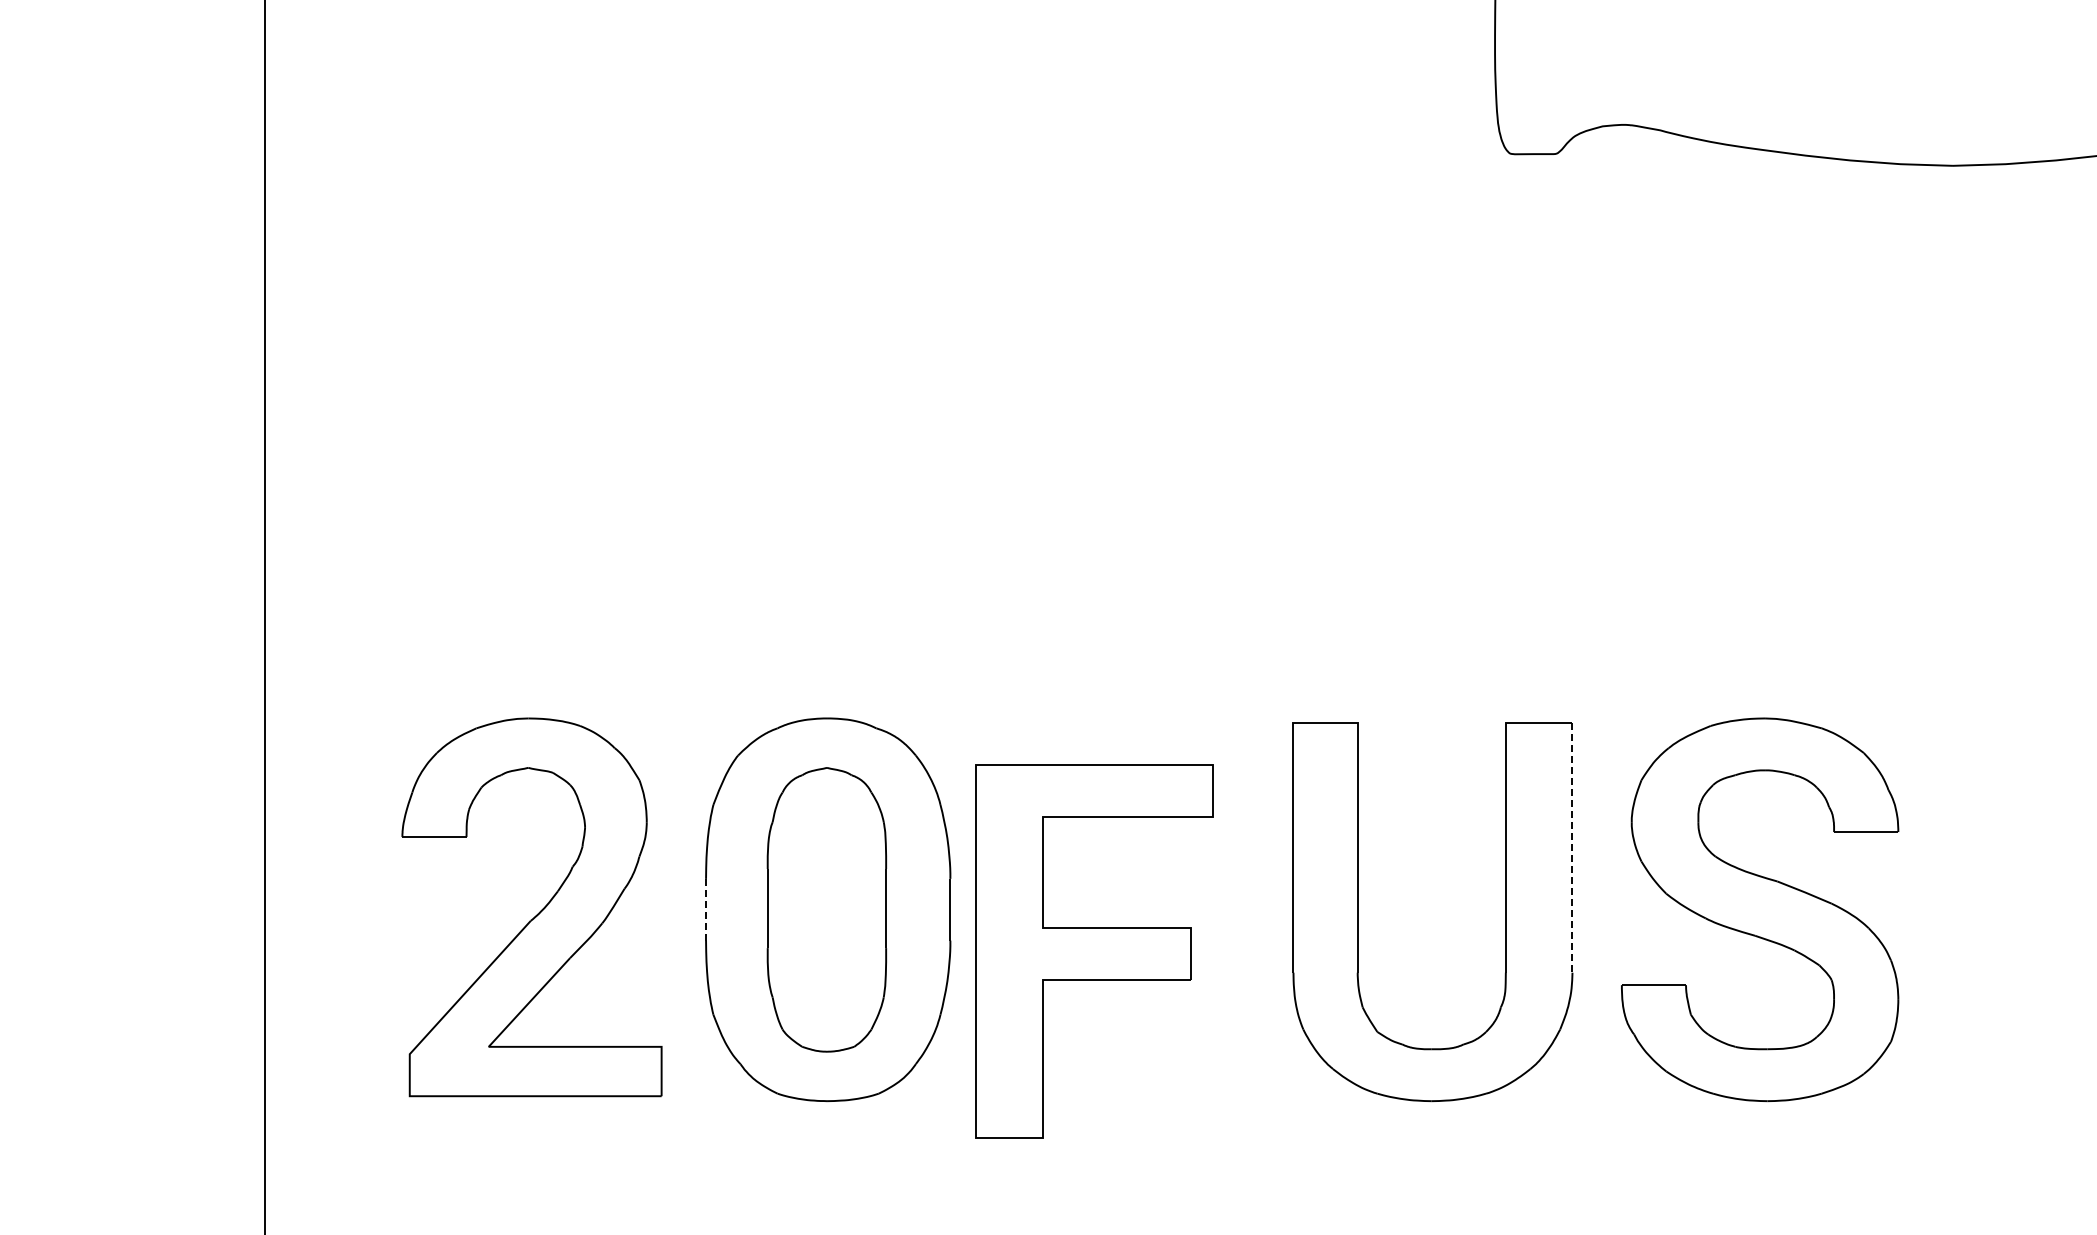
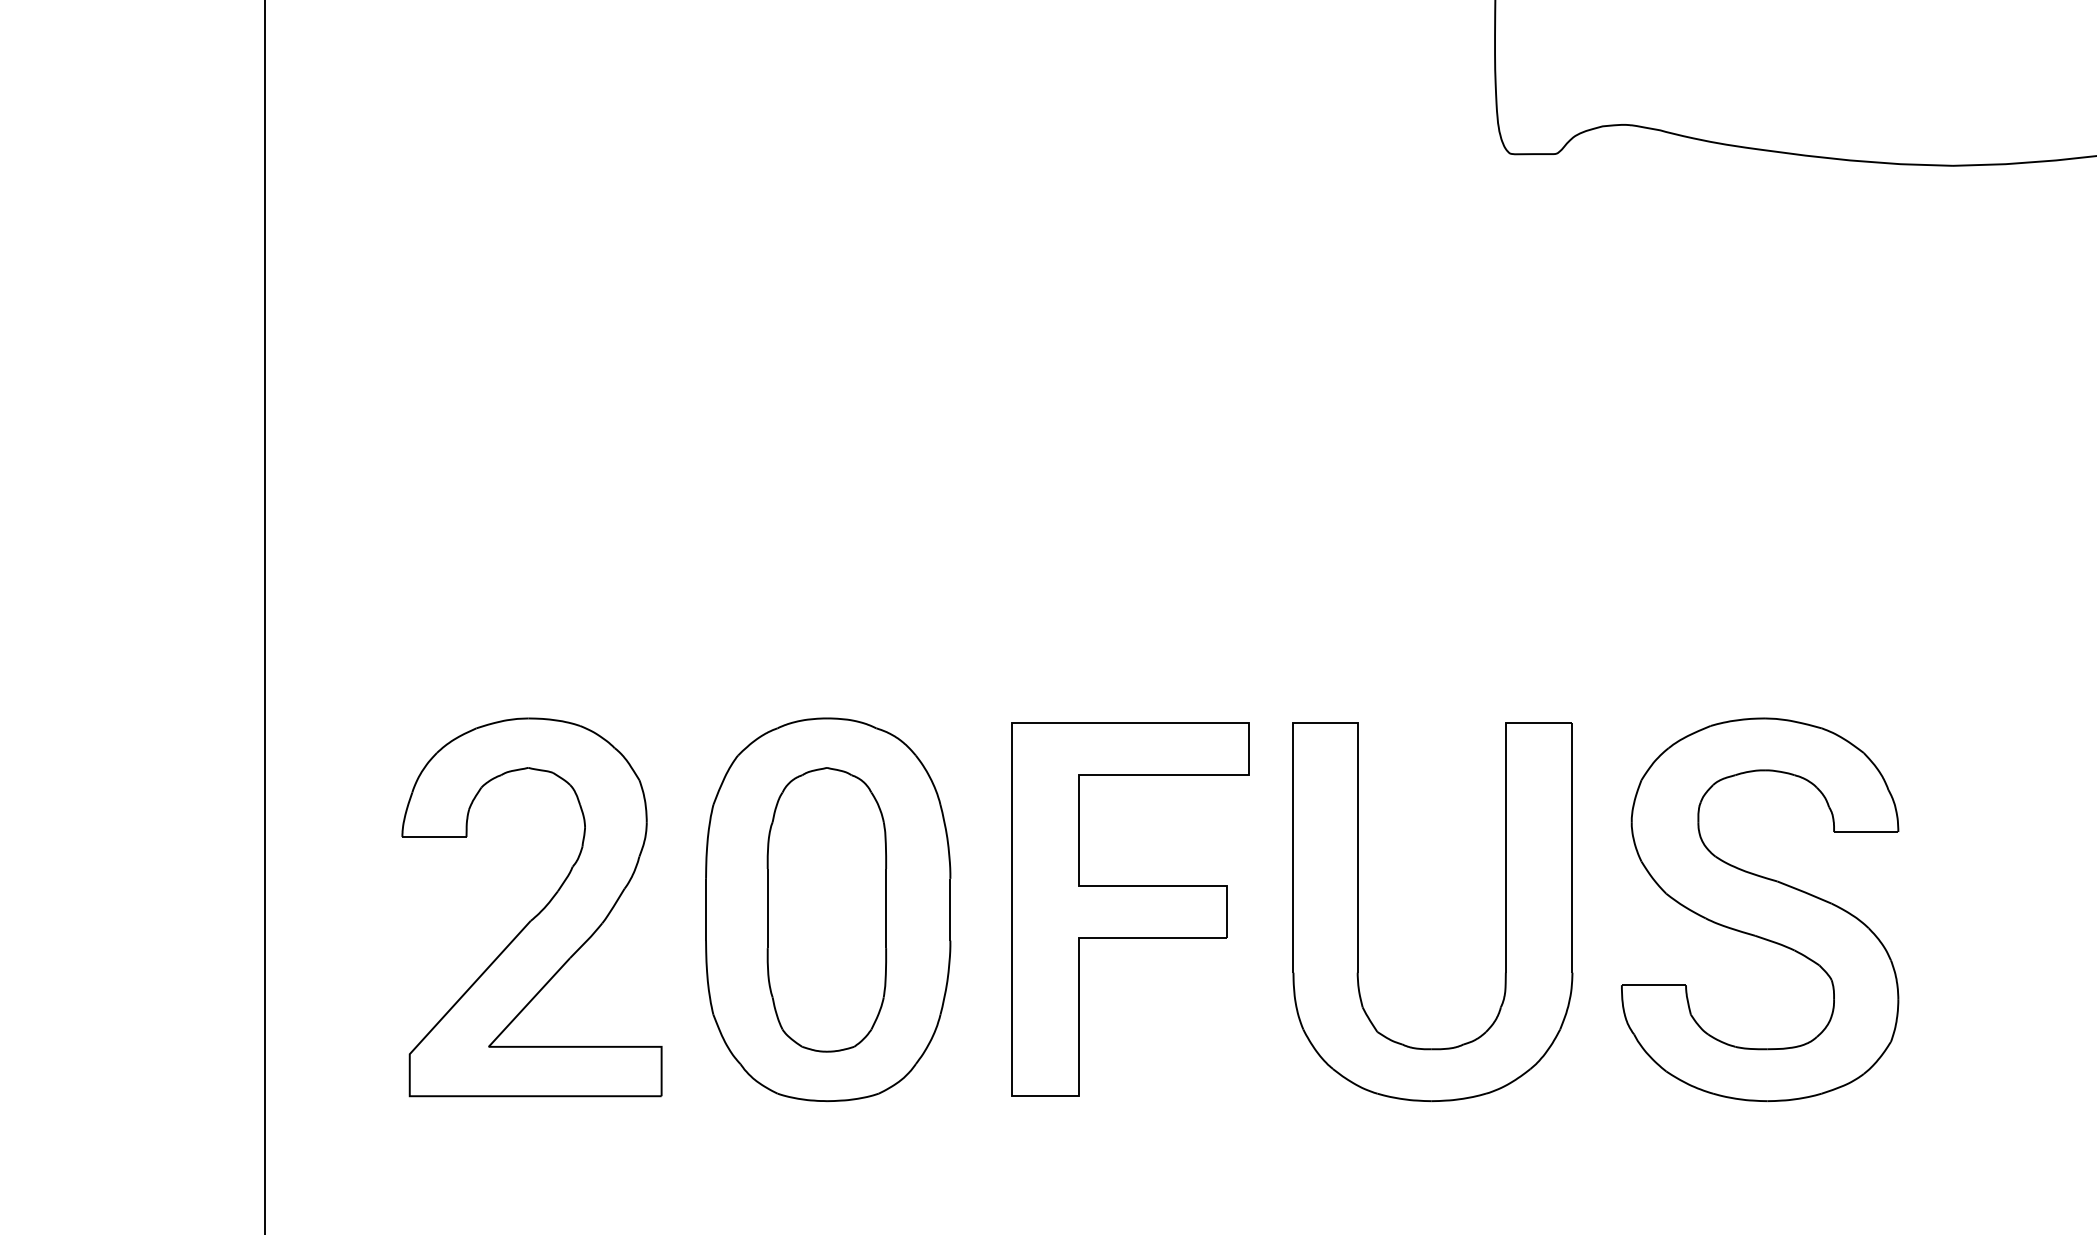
line: dashed -> solid (1572, 848)
line: dashed -> solid (706, 909)
part position: (1094, 951) -> (1130, 909) (1130, 909)
